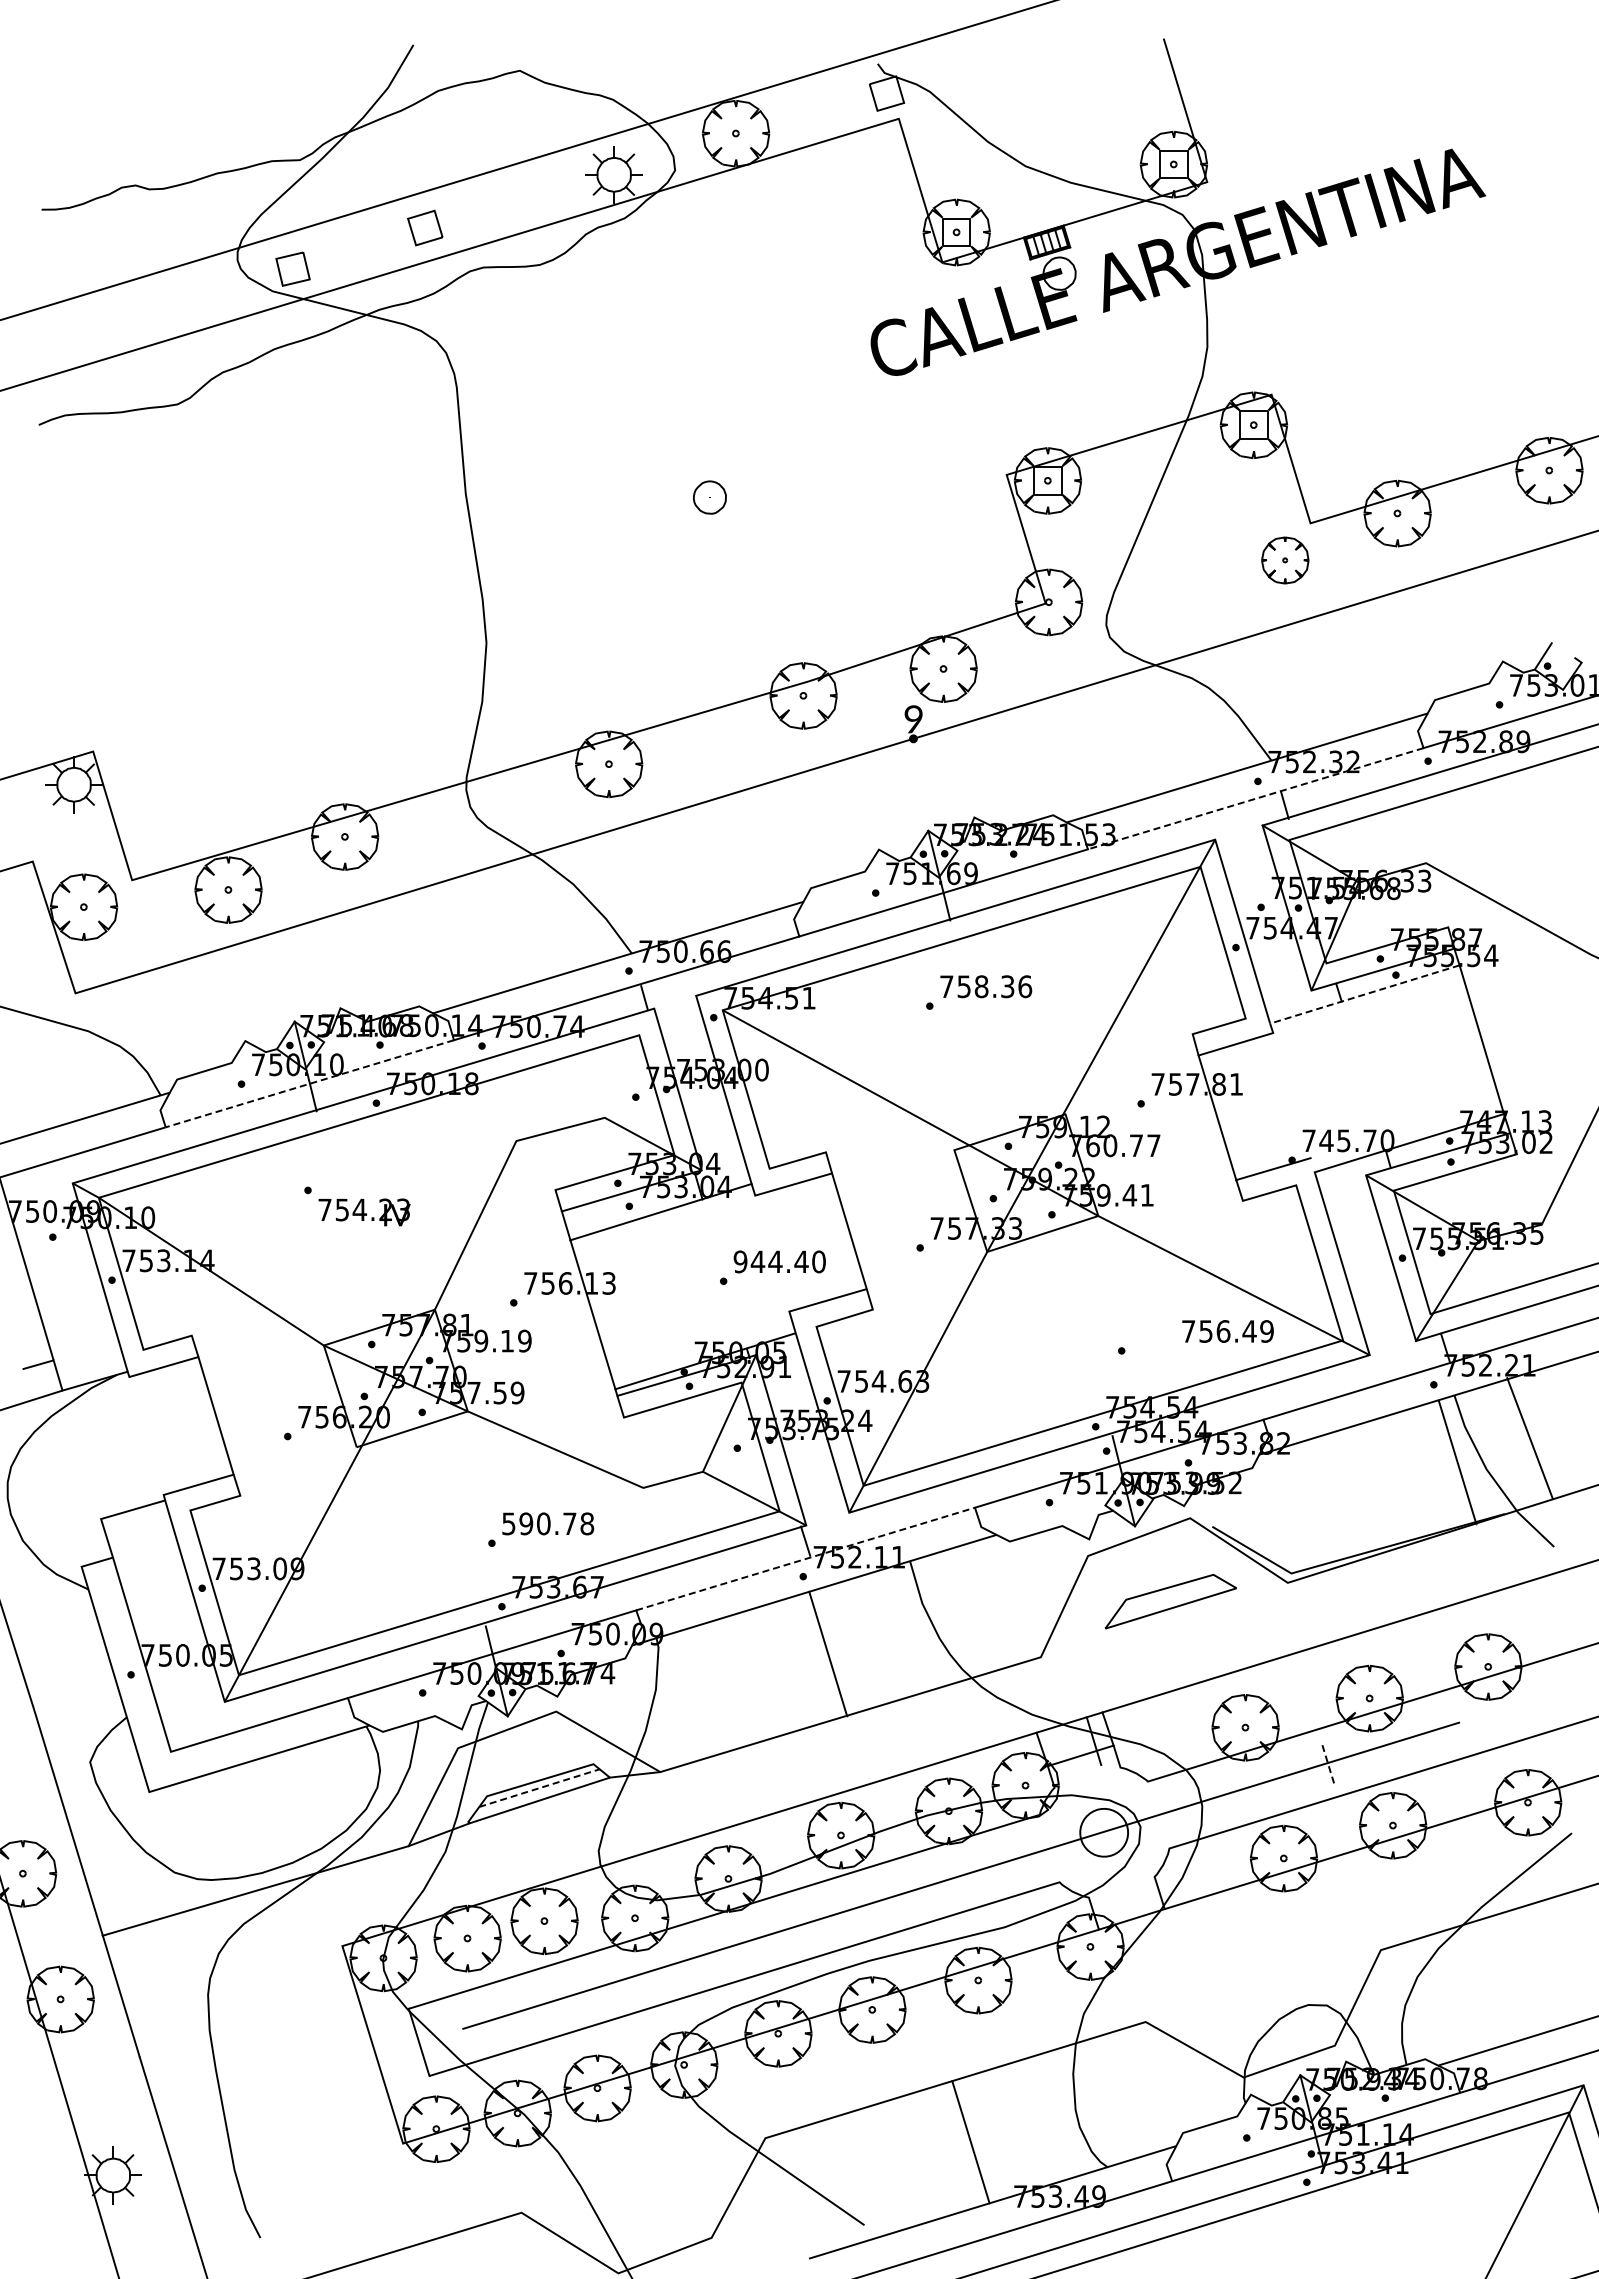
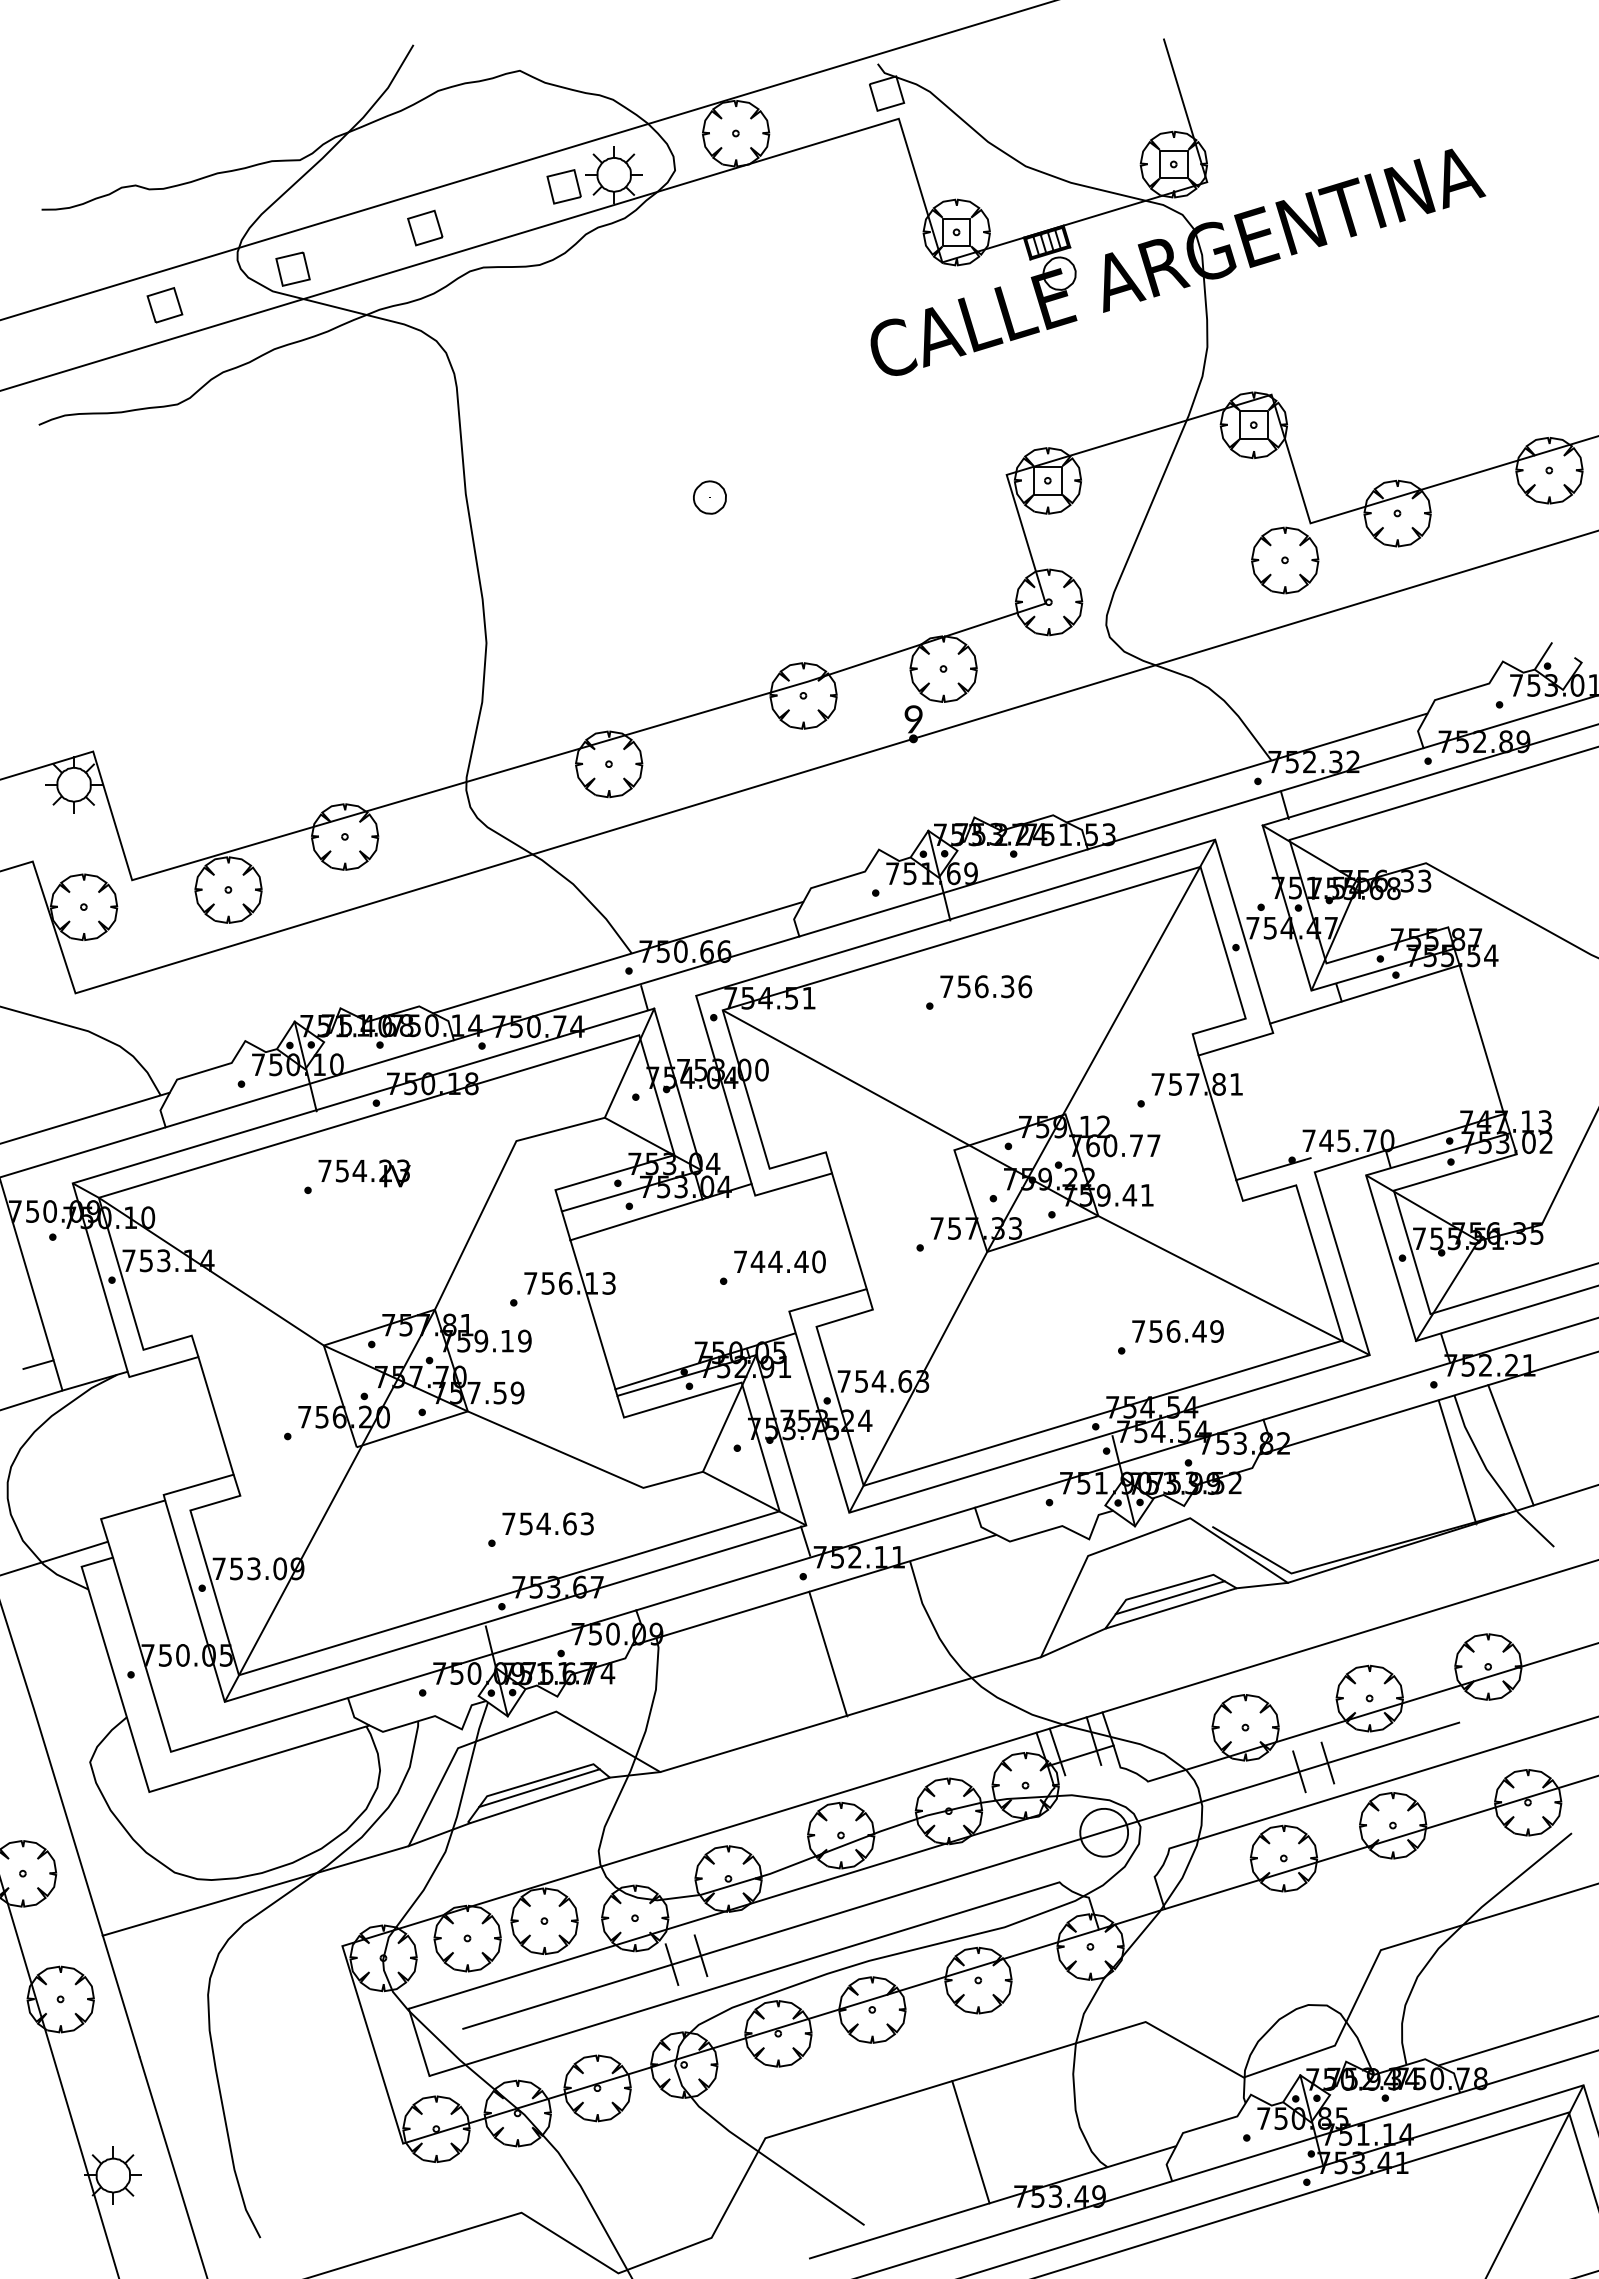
part: none -> present (563, 186)
part: none -> present (164, 305)
part size: 49x49 px -> 69x69 px (1285, 560)
line: dashed -> solid (1255, 798)
text: 758.36 -> 756.36 (981, 986)
line: dashed -> solid (1364, 994)
line: none -> present (629, 1062)
line: dashed -> solid (309, 1083)
text position: (364, 1212) -> (364, 1173) (364, 1173)
text: 944.40 -> 744.40 (740, 1261)
text position: (1227, 1331) -> (1177, 1331) (1177, 1331)
line position: (1529, 1438) -> (1510, 1445) (1510, 1445)
text: 590.78 -> 754.63 (548, 1523)
line: none -> present (54, 1557)
line: dashed -> solid (805, 1559)
line: none -> present (1261, 1585)
line: none -> present (1169, 1597)
line: none -> present (1072, 1642)
line: none -> present (1057, 1751)
line: dashed -> solid (1327, 1762)
line: none -> present (1299, 1771)
line: dashed -> solid (539, 1788)
line: none -> present (700, 1955)
line: none -> present (671, 1964)
